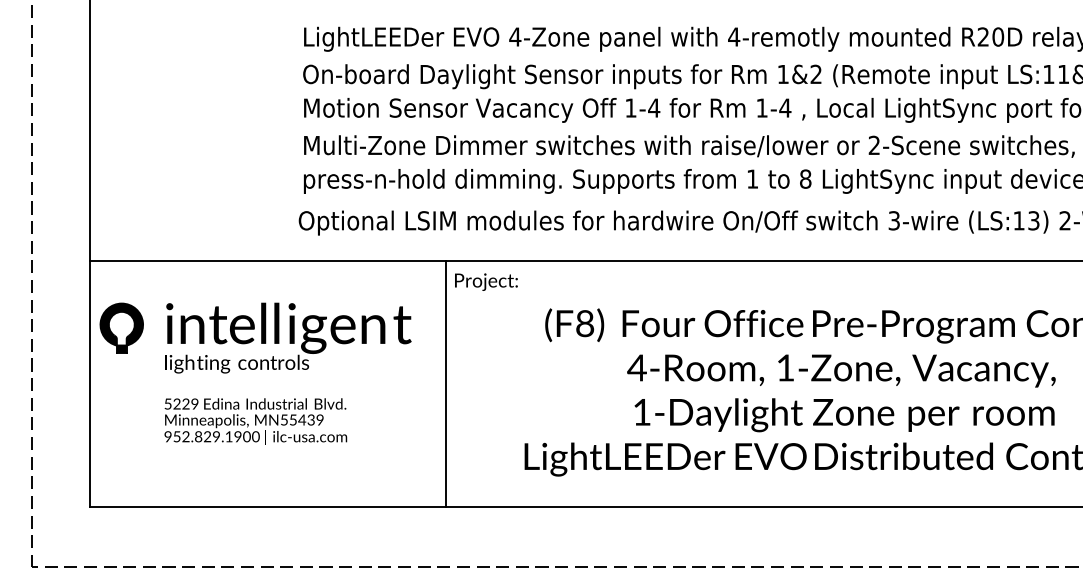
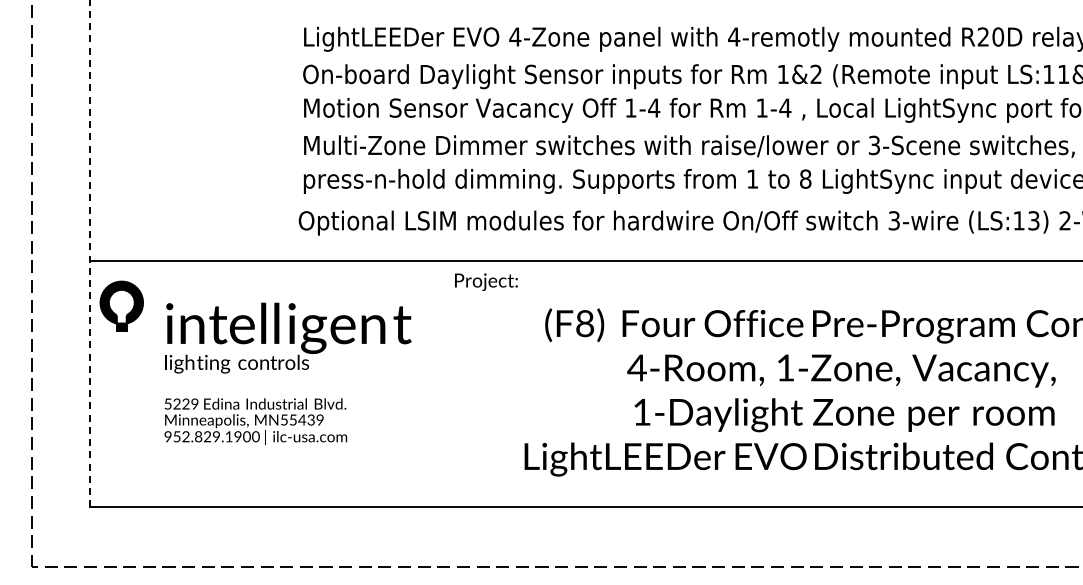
text: 2-Scene -> 3-Scene (873, 145)
line: solid -> dashed (90, 253)
part position: (121, 327) -> (121, 305) (121, 305)
line: present -> none (446, 384)
